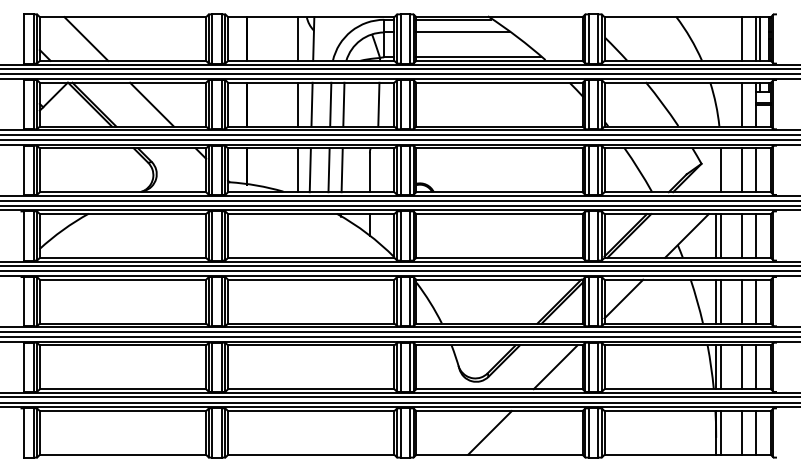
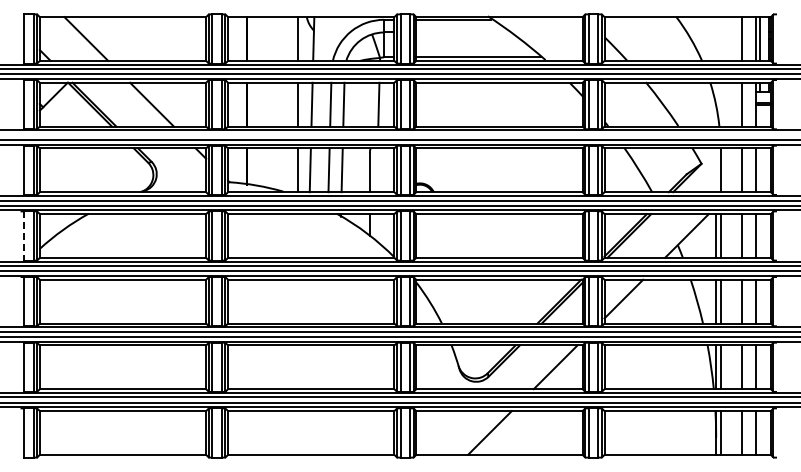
line: present -> none (463, 32)
line: present -> none (399, 134)
line: solid -> dashed (24, 236)
